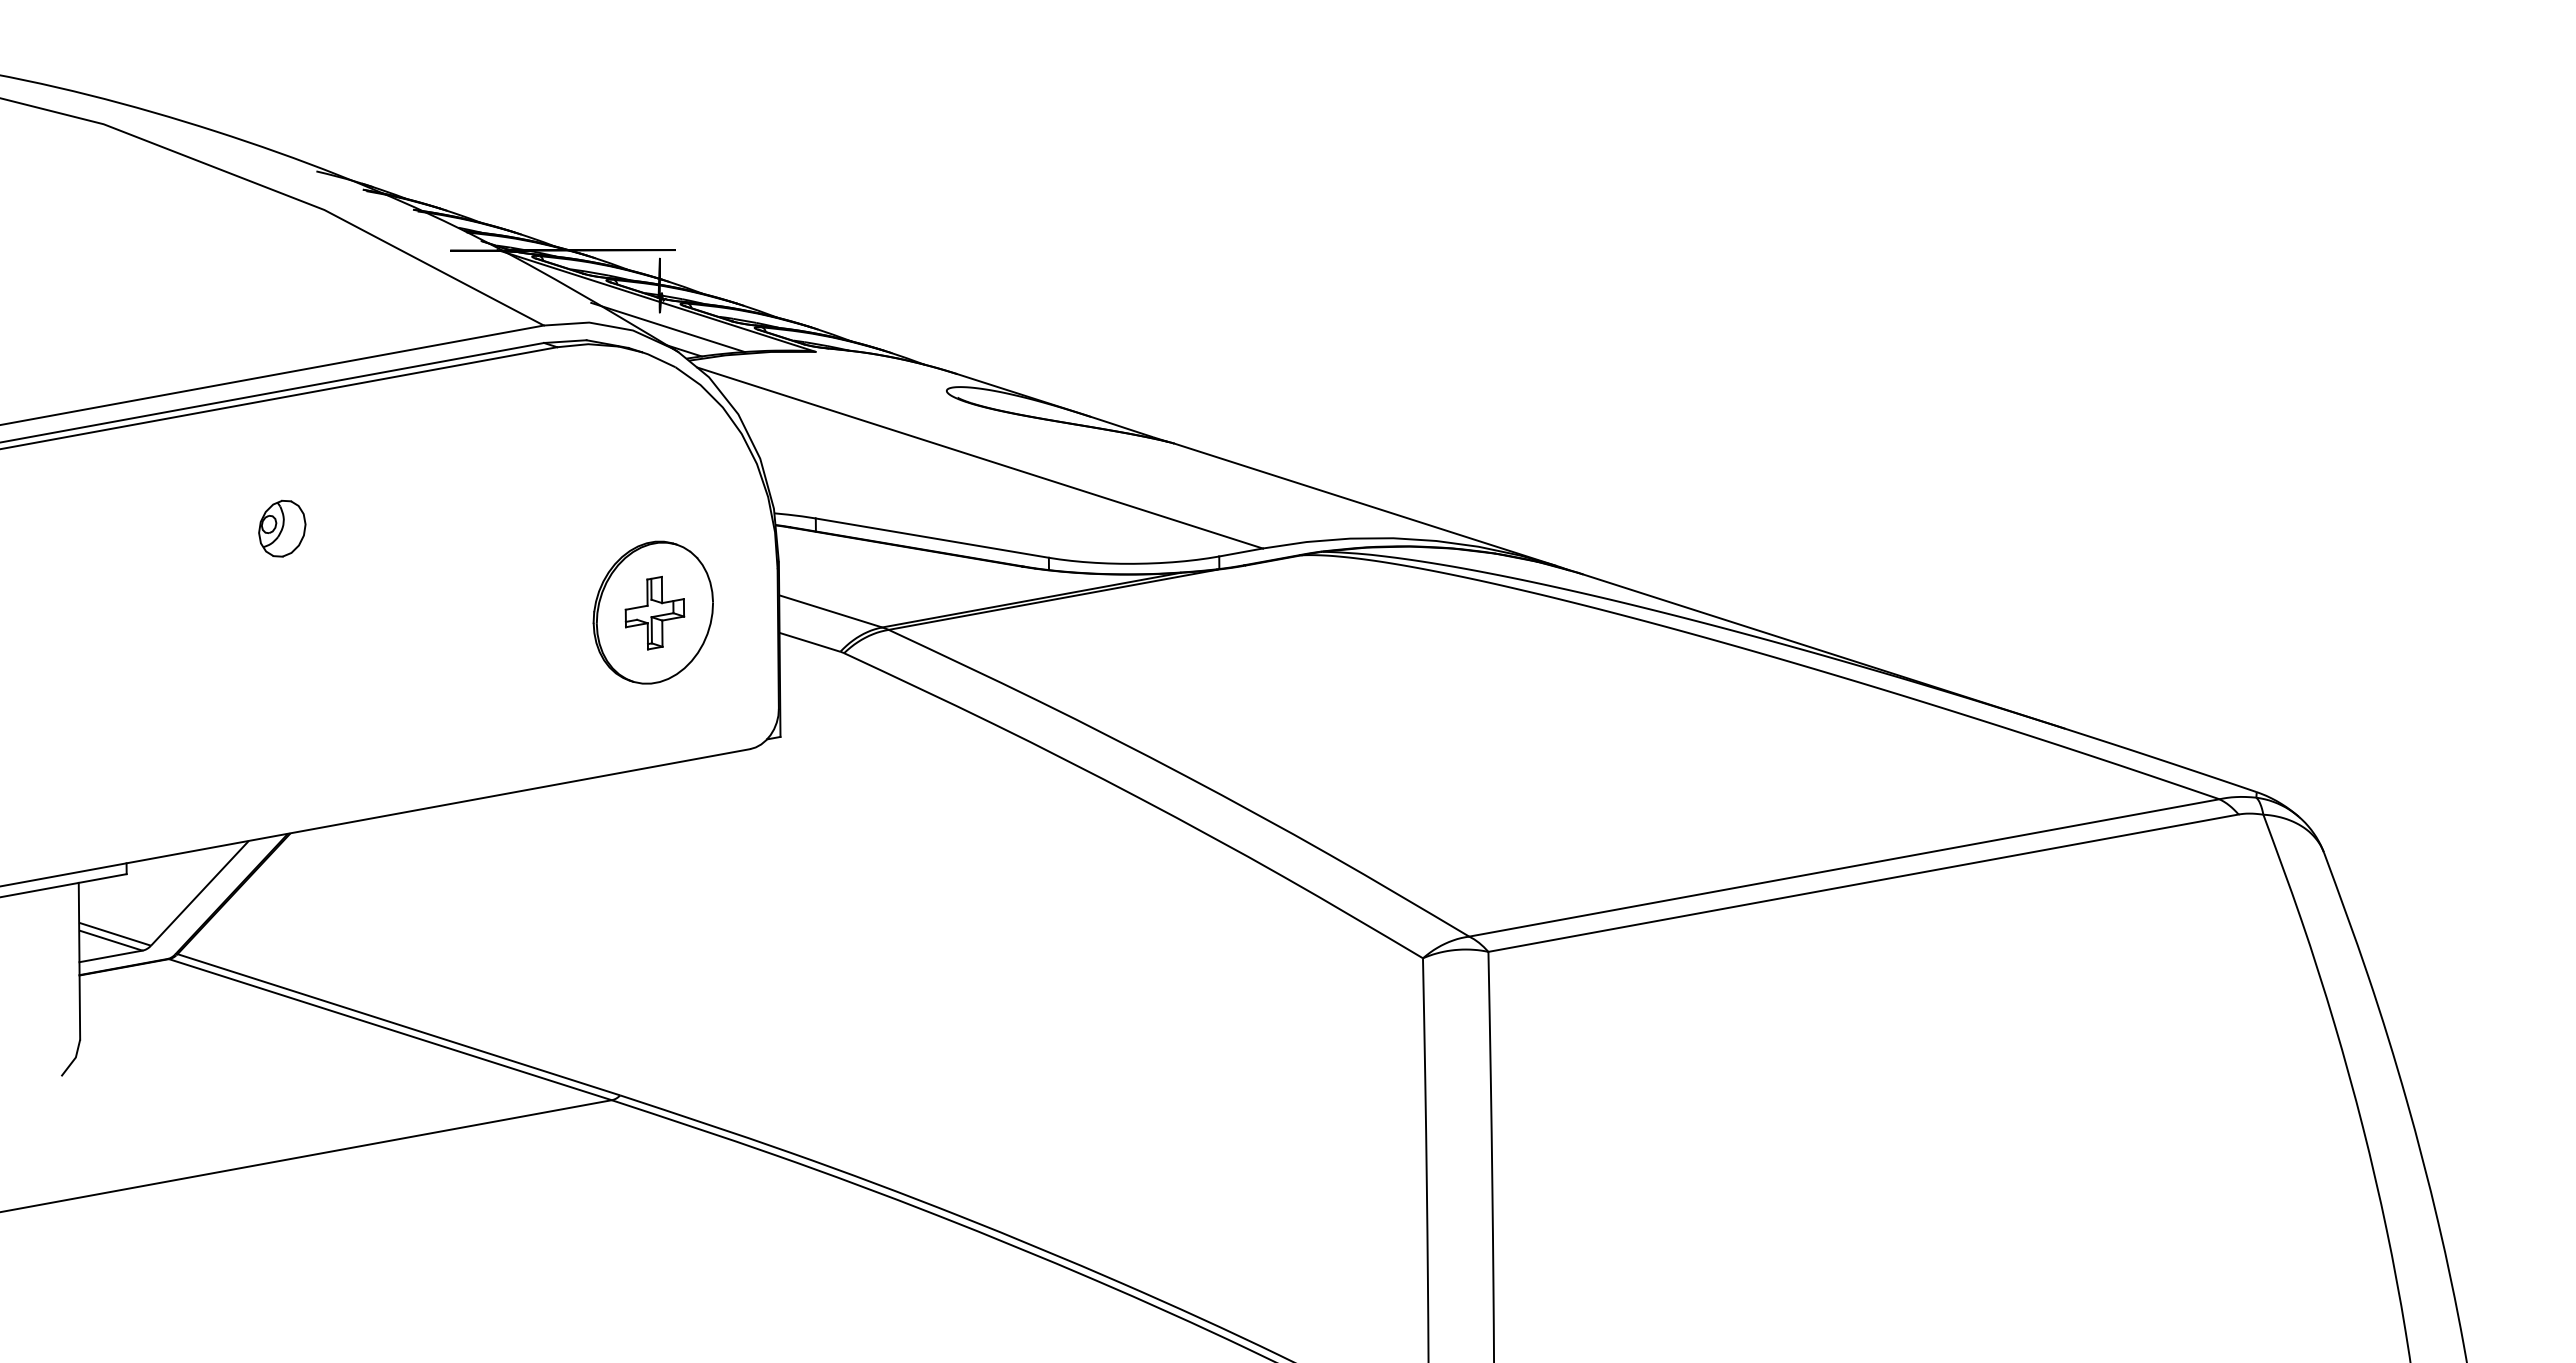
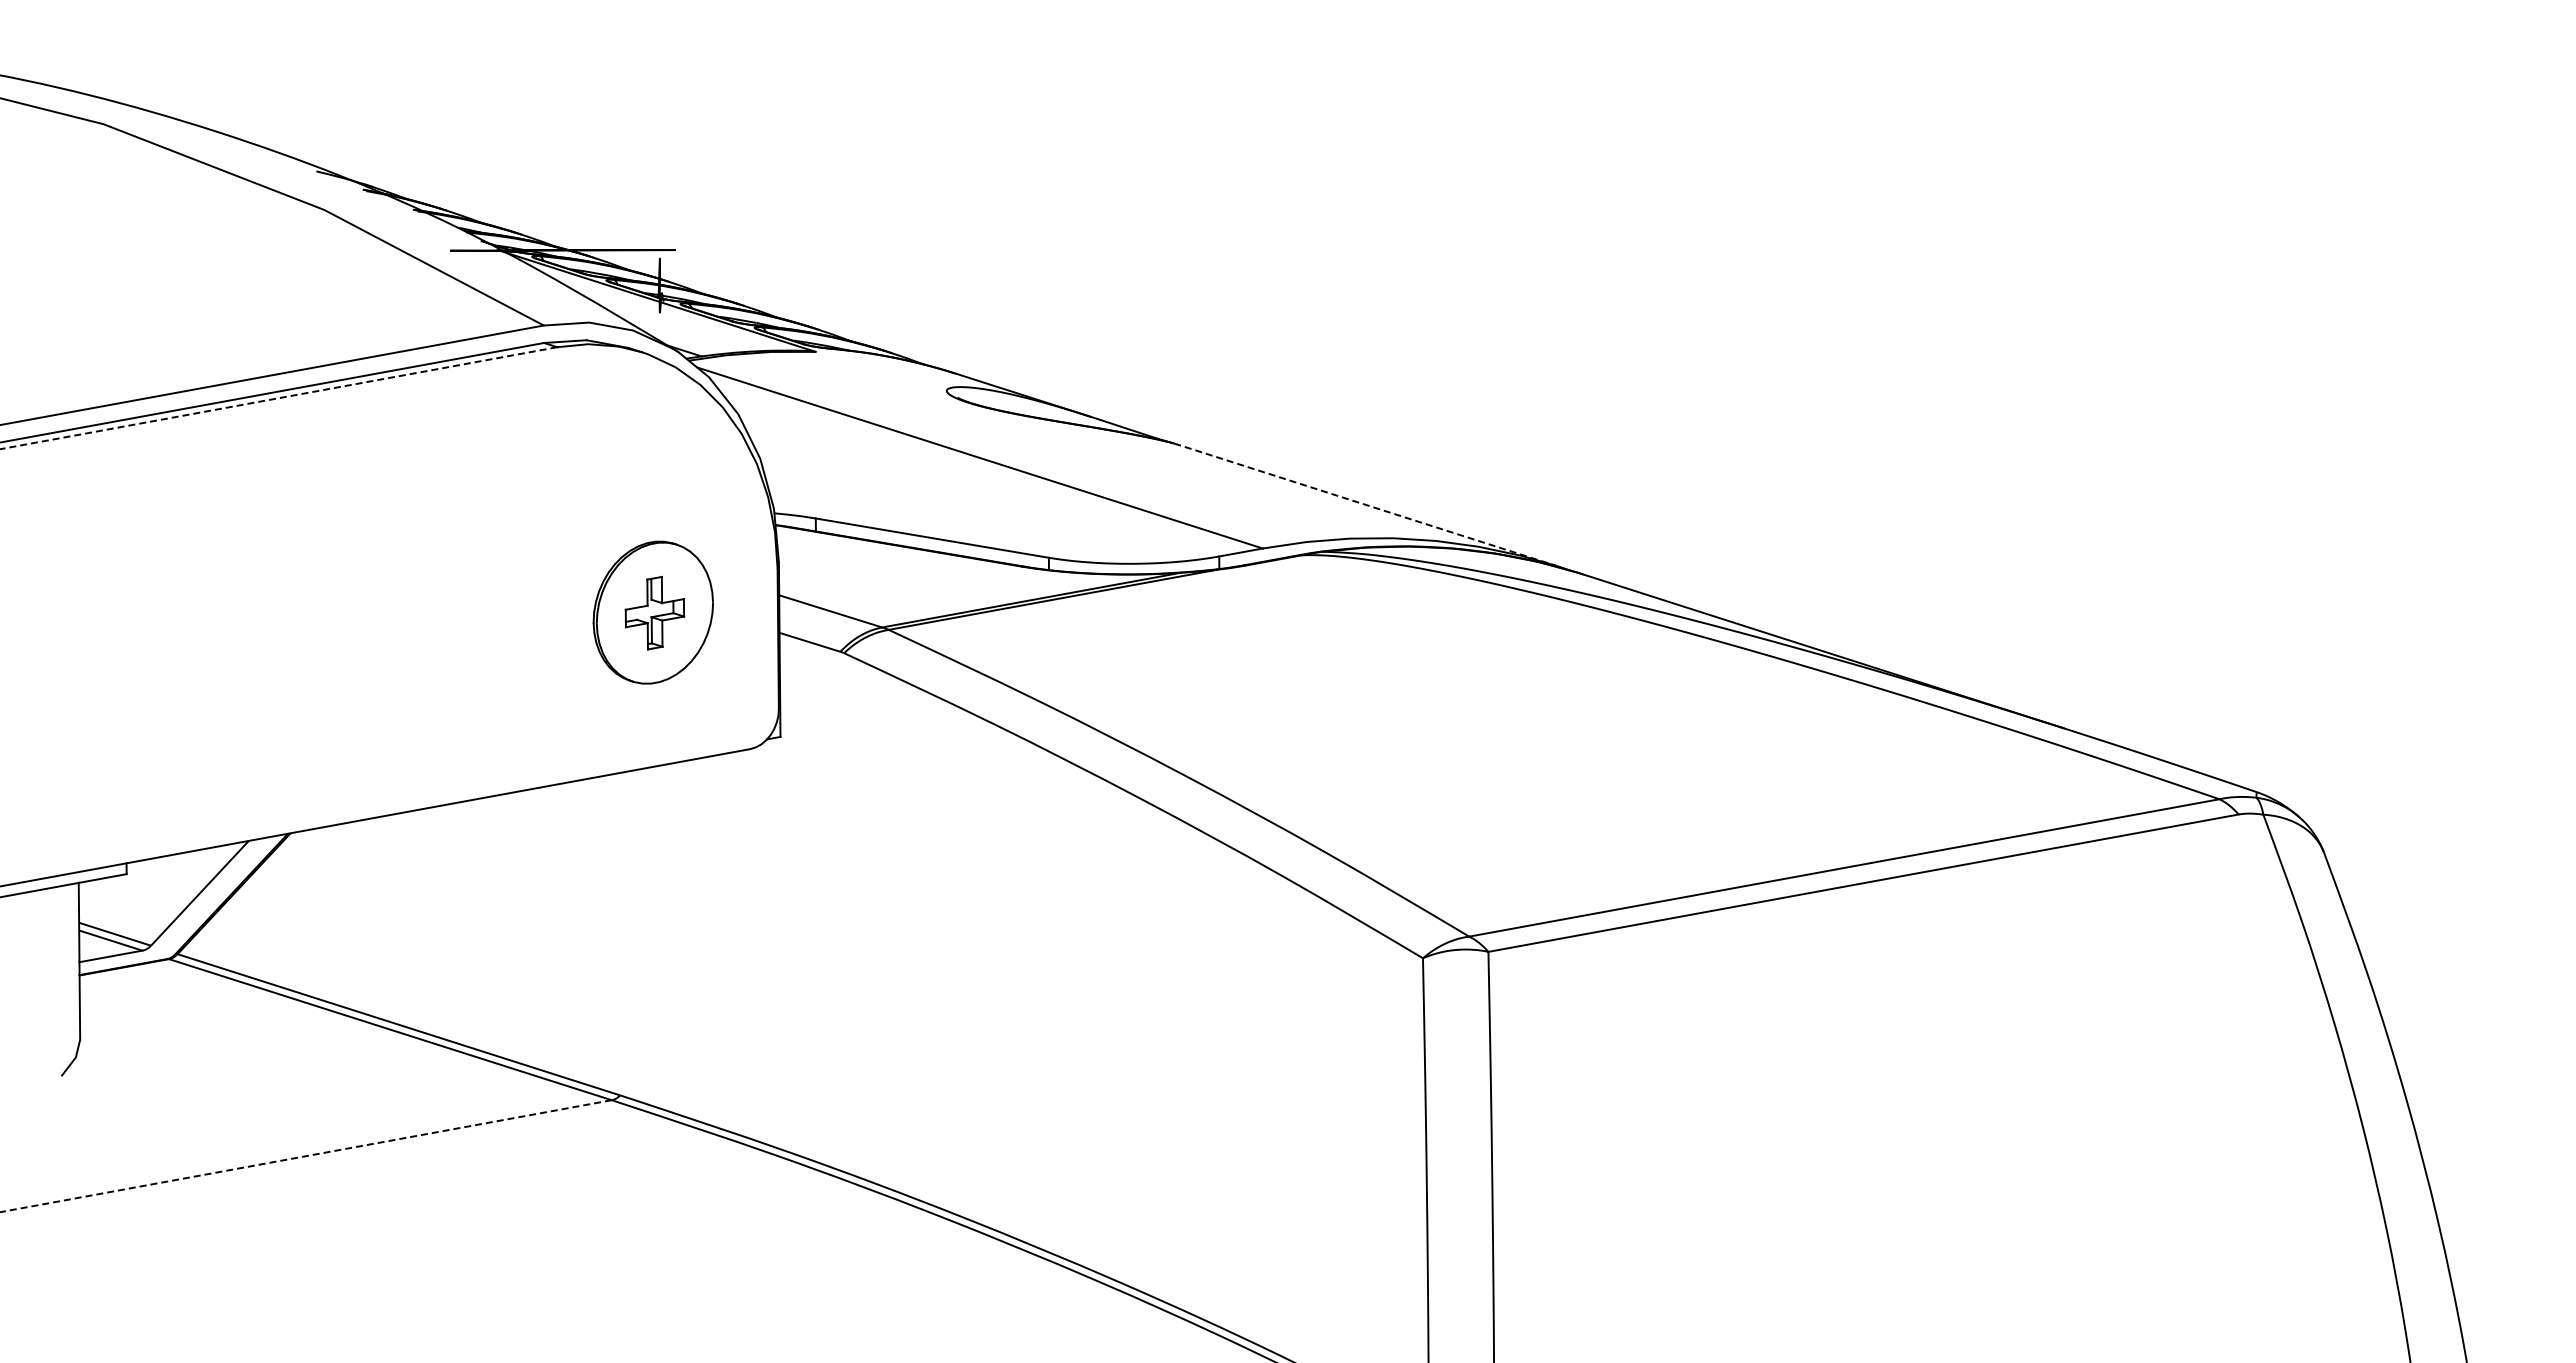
line: present -> none (668, 327)
line: solid -> dashed (279, 398)
line: solid -> dashed (1365, 504)
part: present -> none (282, 528)
line: solid -> dashed (306, 1156)
